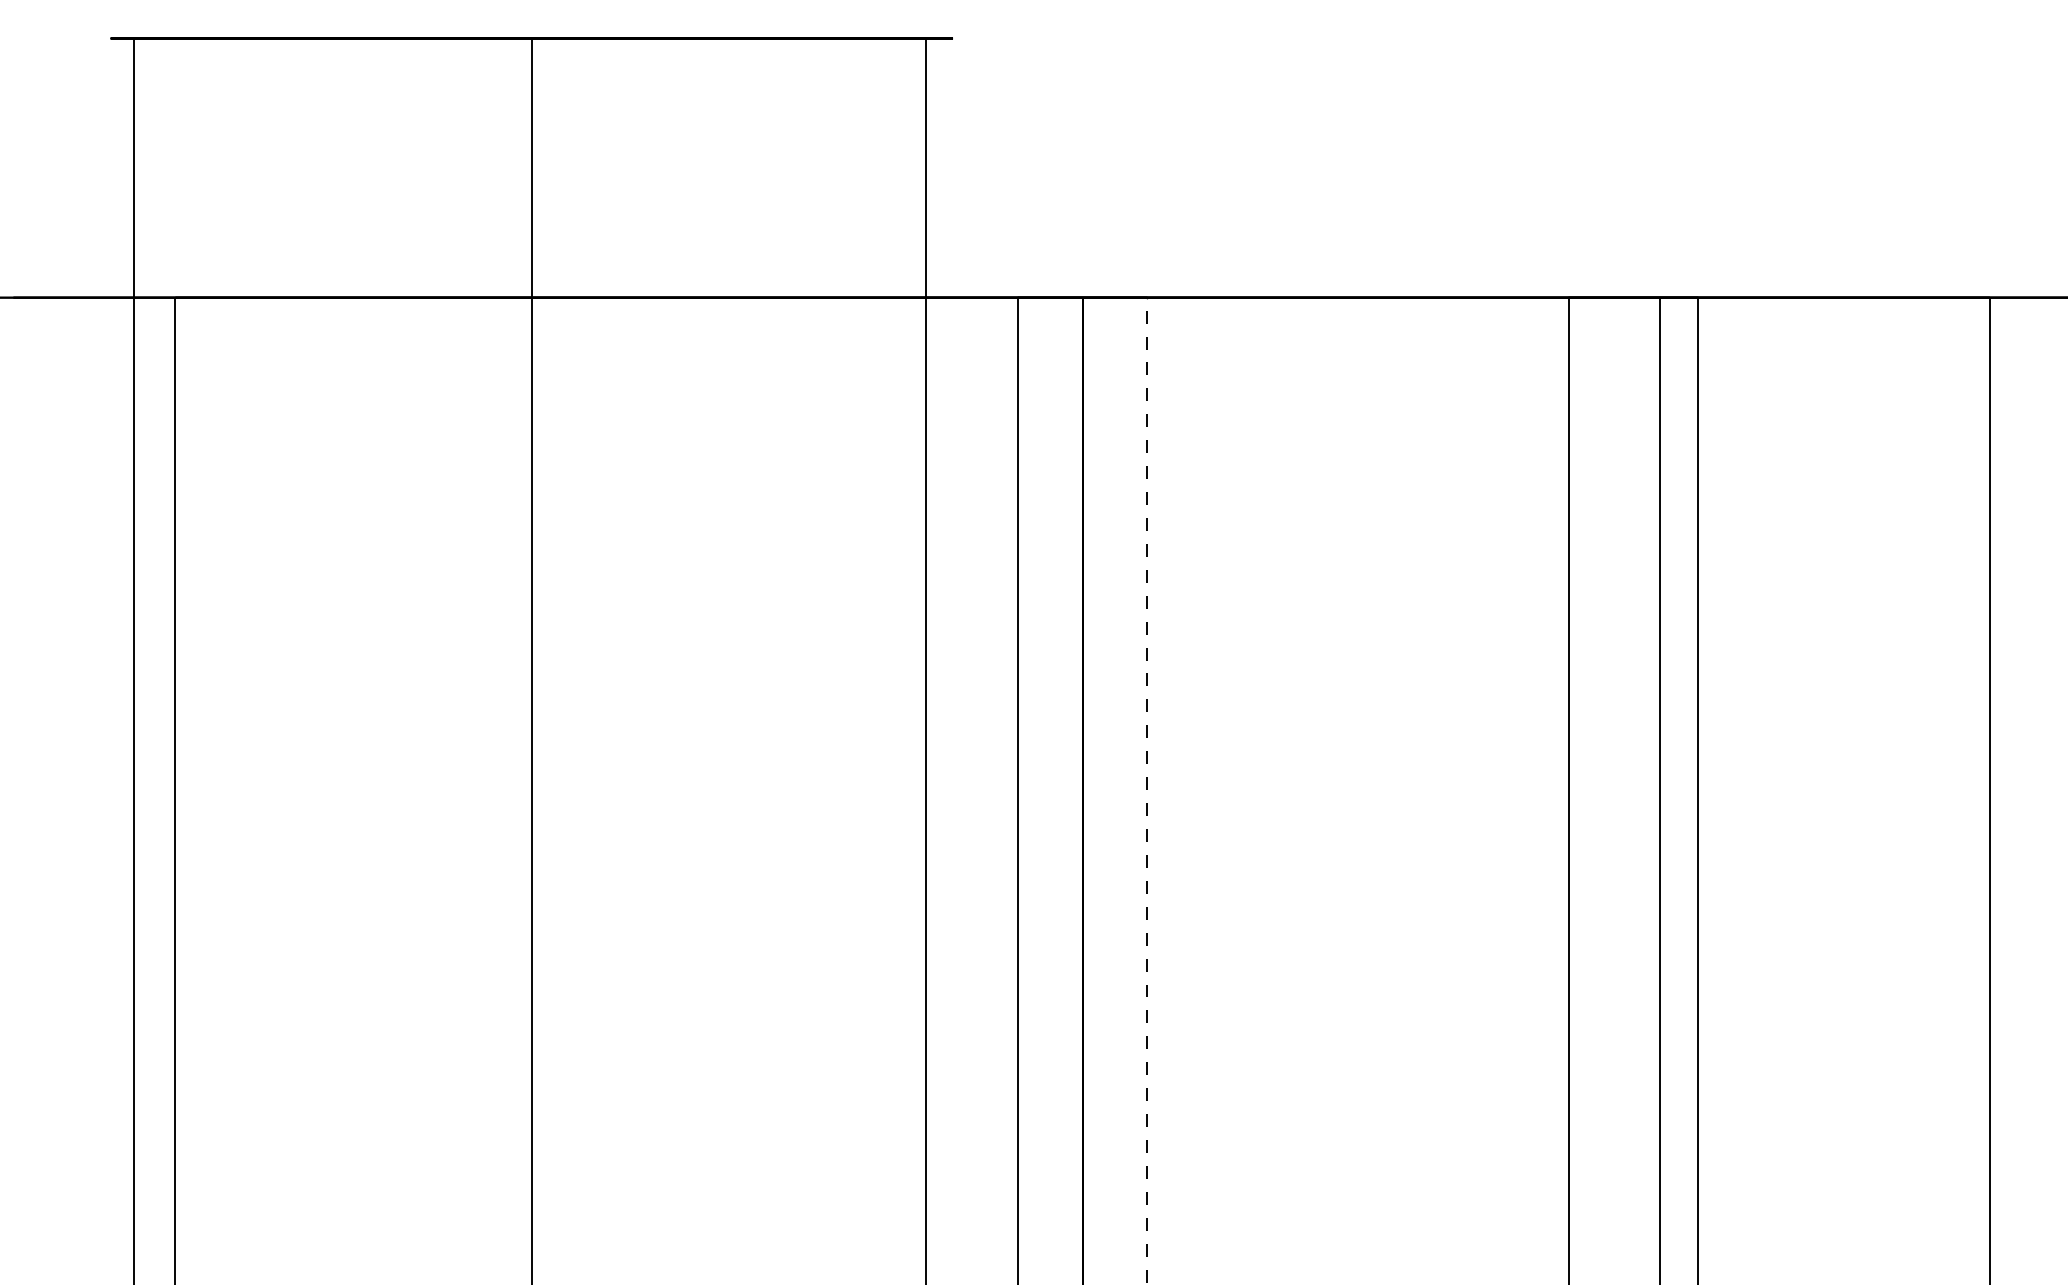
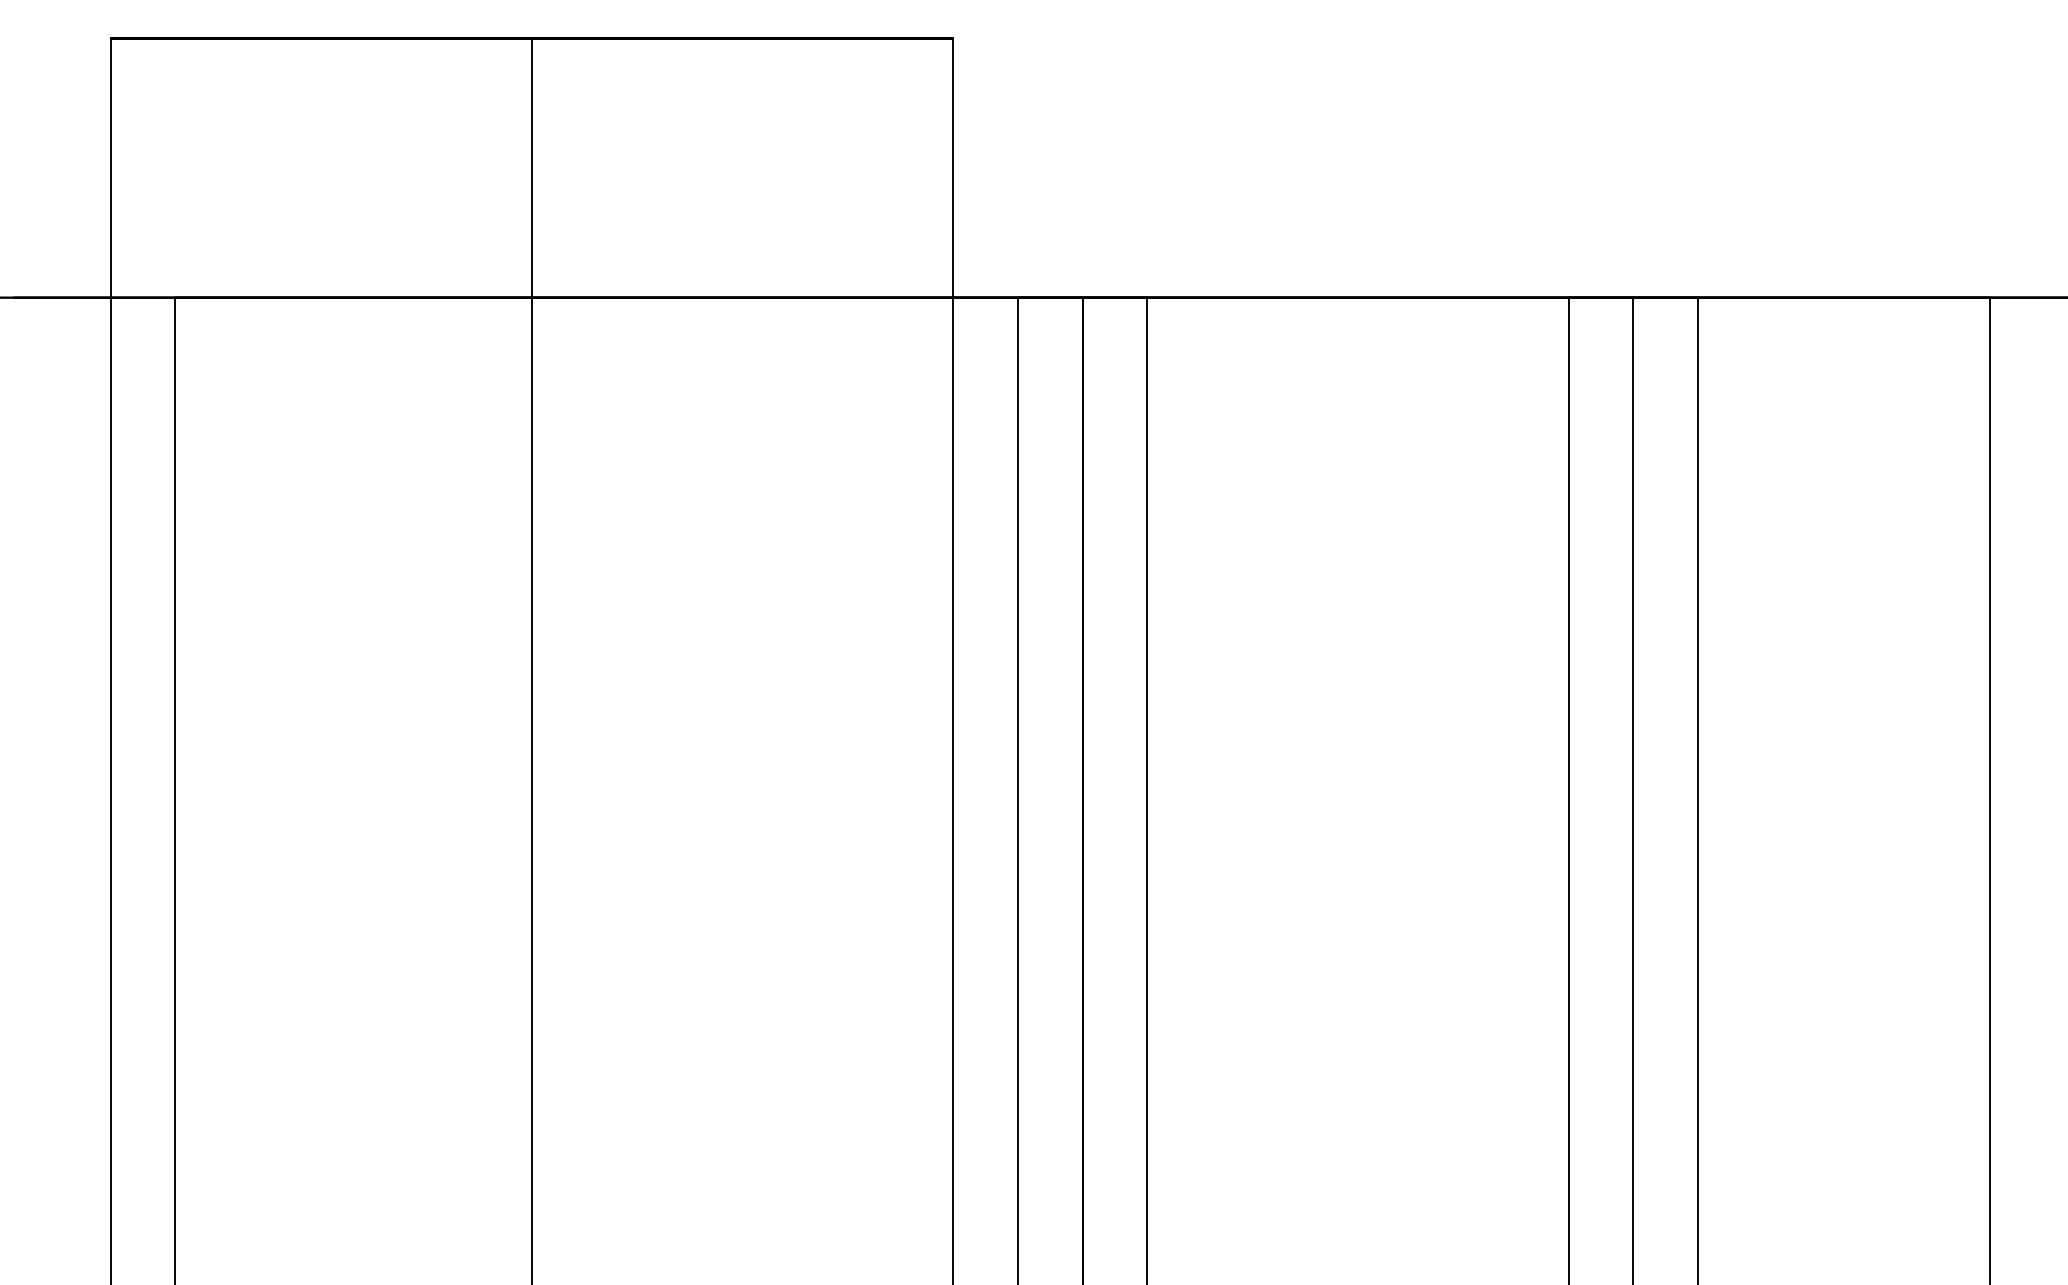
line position: (133, 659) -> (110, 659) (110, 659)
line position: (926, 659) -> (953, 659) (953, 659)
line position: (1660, 789) -> (1633, 789) (1633, 789)
line: dashed -> solid (1147, 790)
